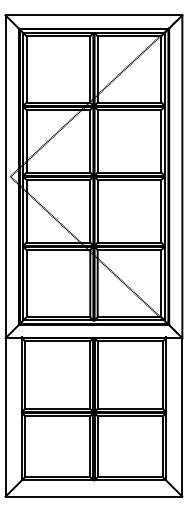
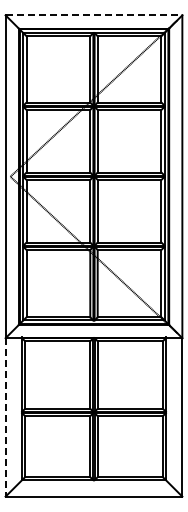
line: solid -> dashed (94, 15)
line: solid -> dashed (5, 417)
